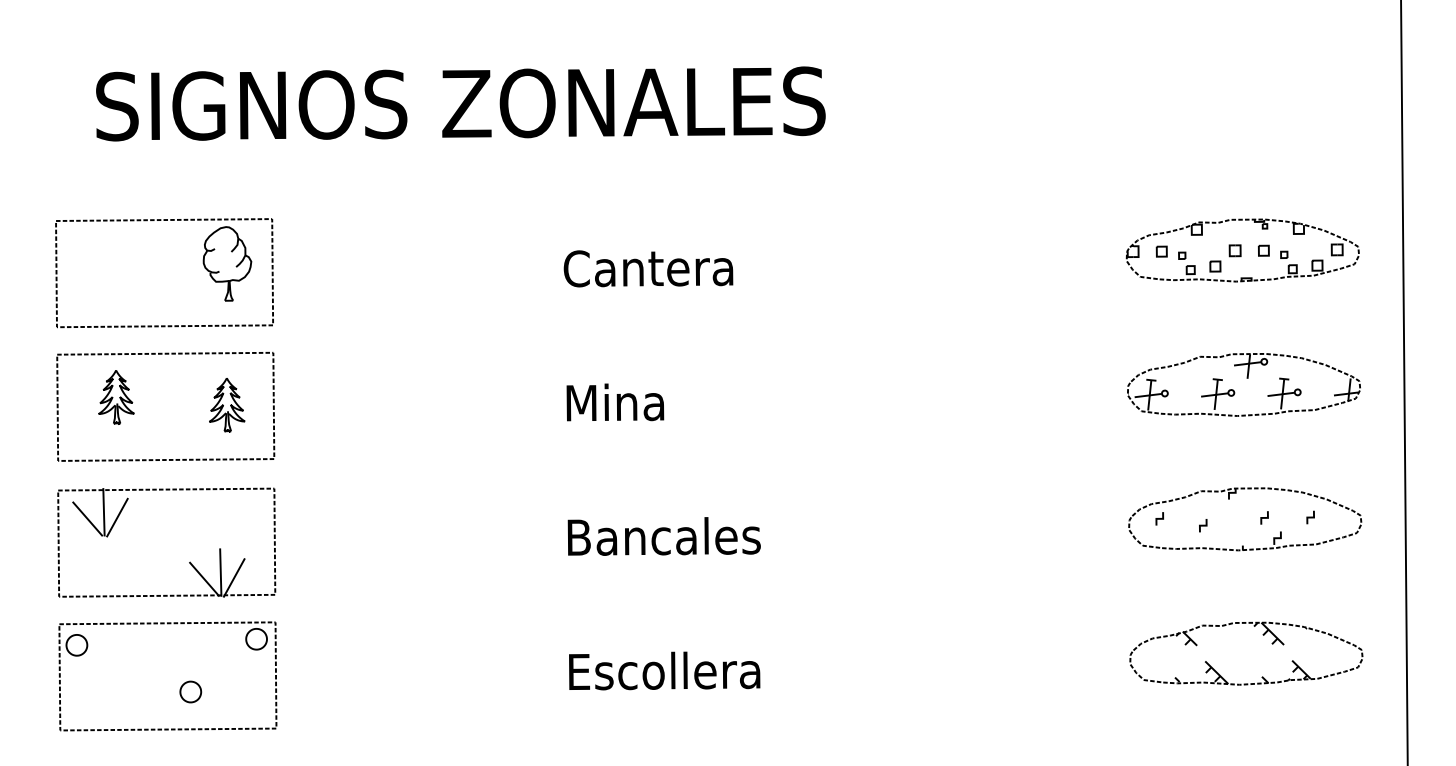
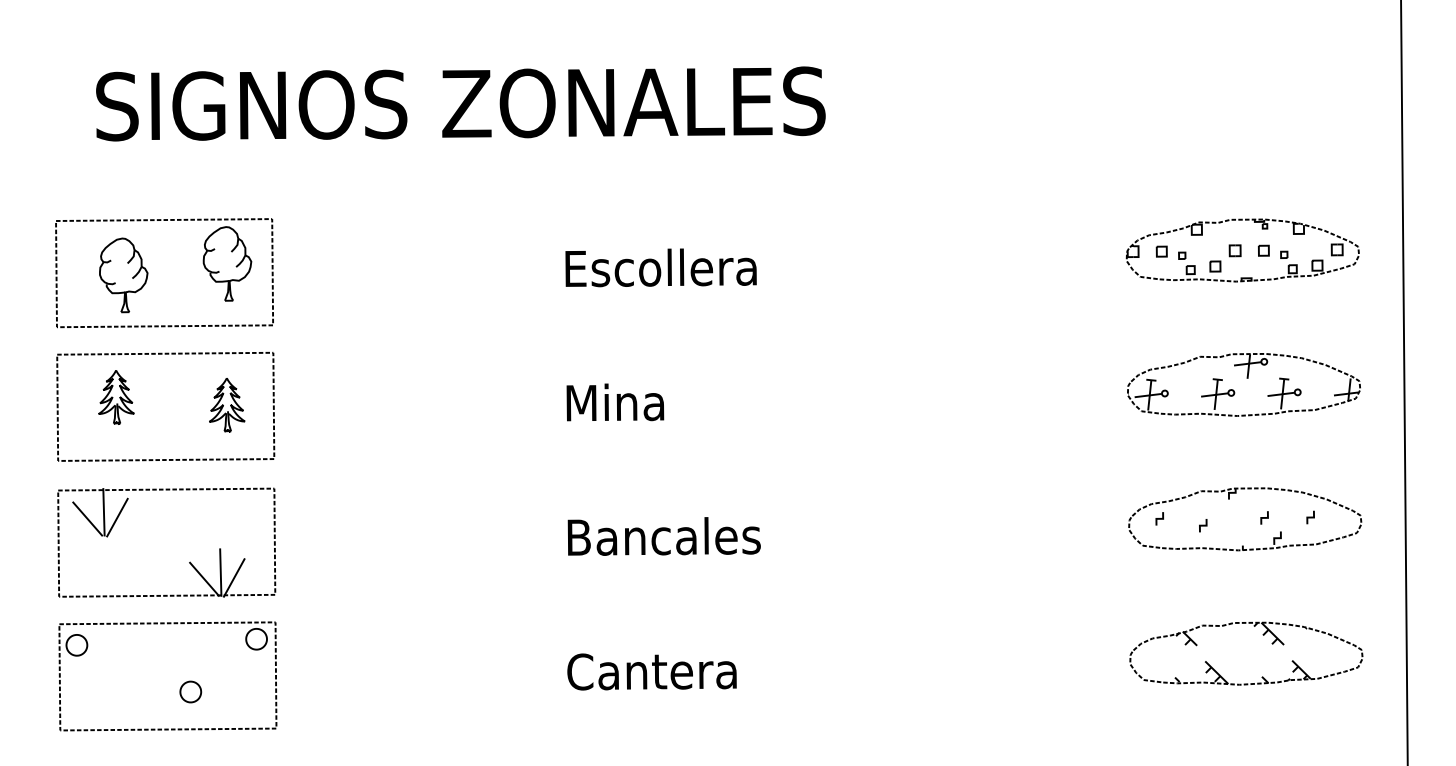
text: Cantera -> Escollera (659, 267)
part: none -> present (123, 275)
text: Escollera -> Cantera (663, 670)
